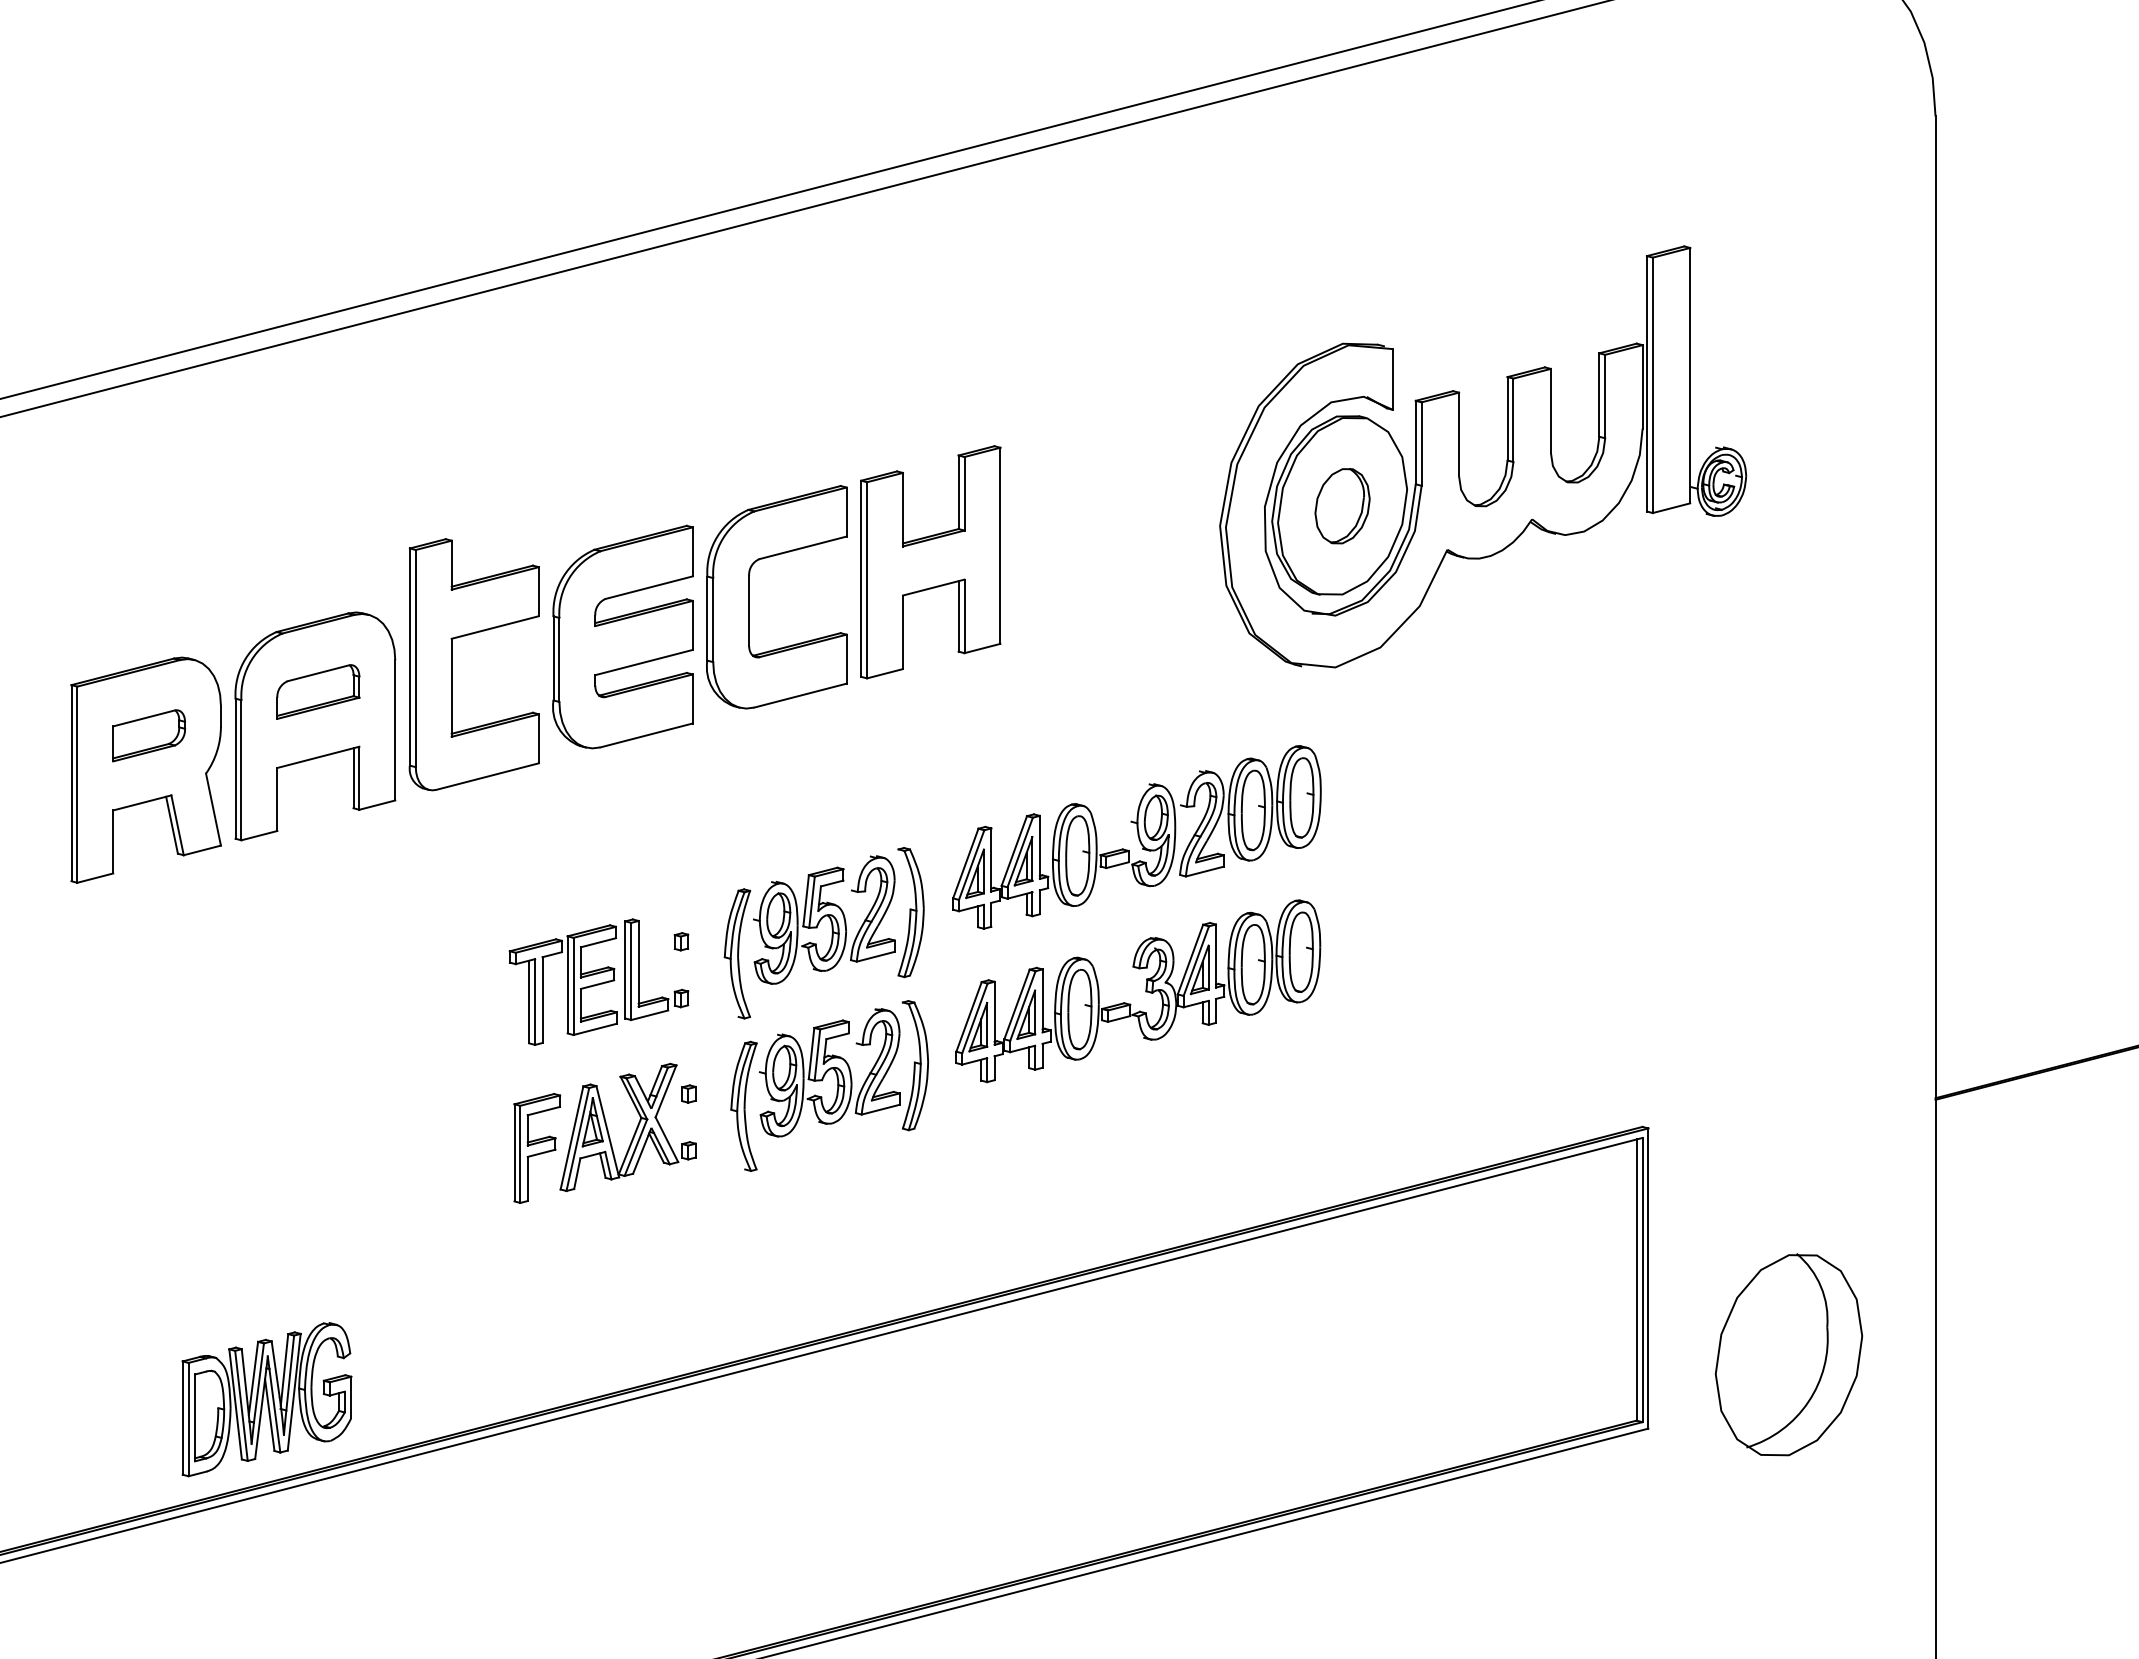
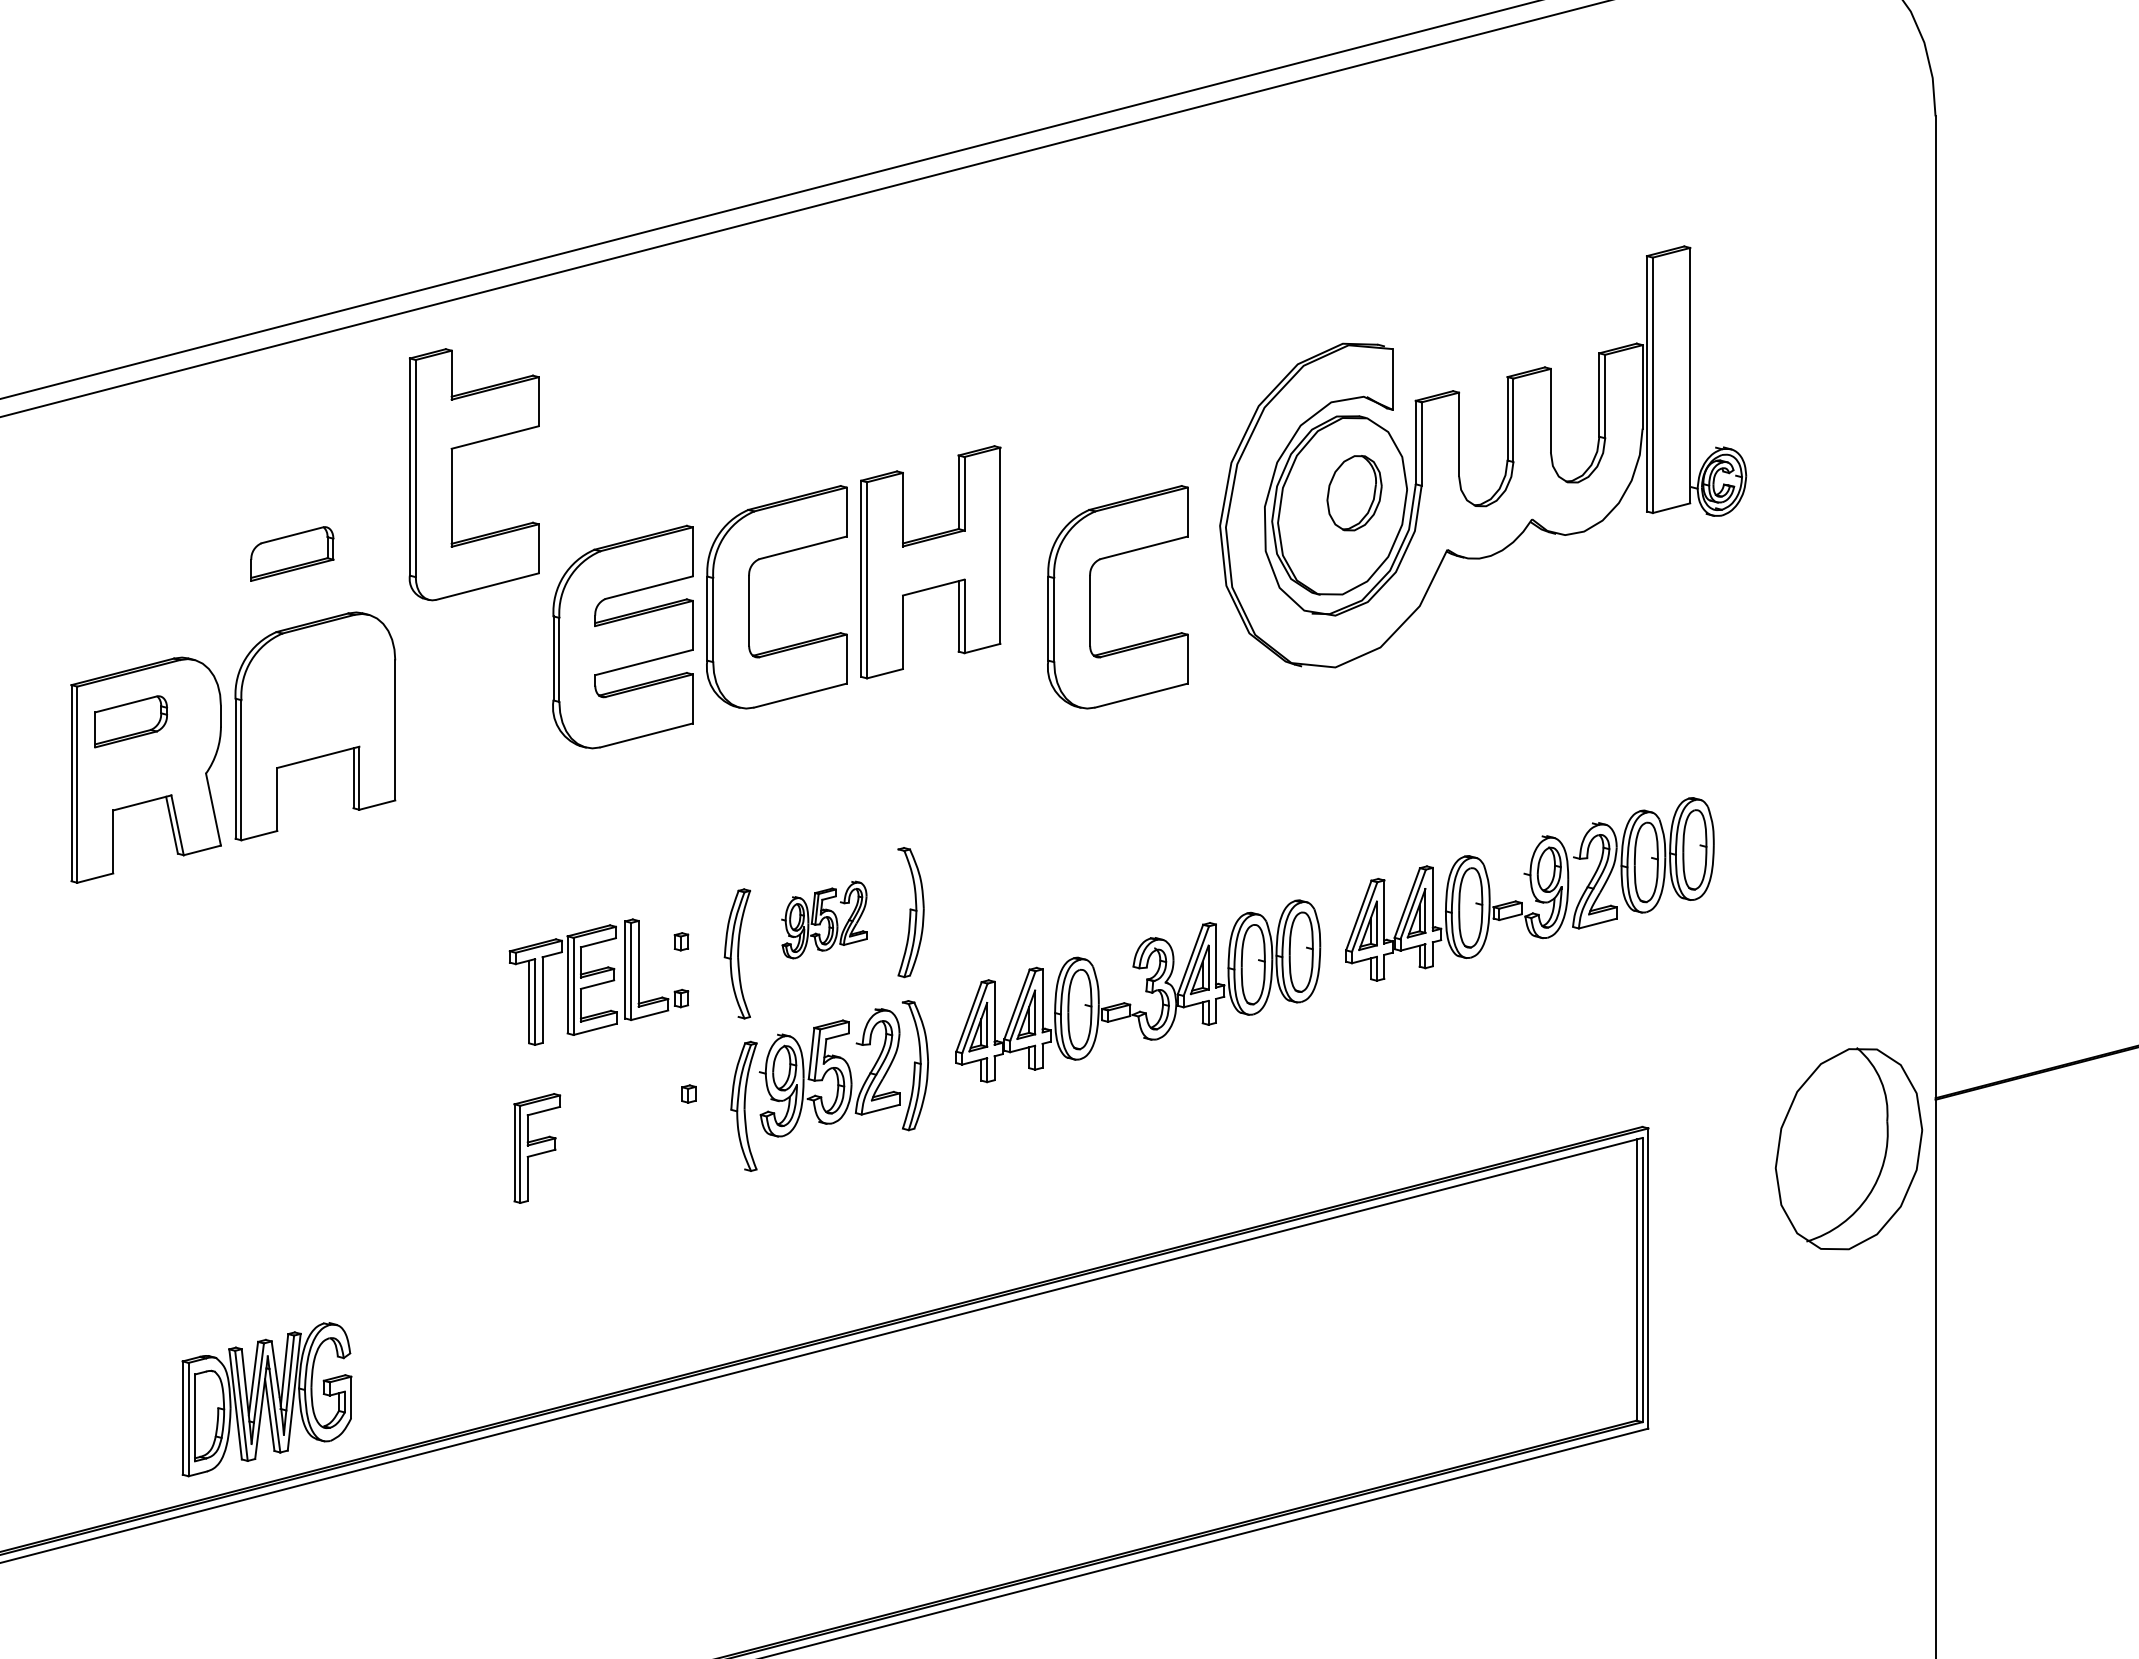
part position: (1342, 506) -> (1354, 493) (1354, 493)
part: none -> present (1090, 597)
part position: (452, 664) -> (452, 474) (452, 474)
part position: (318, 691) -> (292, 553) (292, 553)
part position: (148, 735) -> (130, 721) (130, 721)
part position: (1136, 837) -> (1529, 889) (1529, 889)
part size: 143x130 px -> 87x80 px (824, 919)
part: present -> none (635, 1129)
part position: (1788, 1354) -> (1848, 1148) (1848, 1148)
